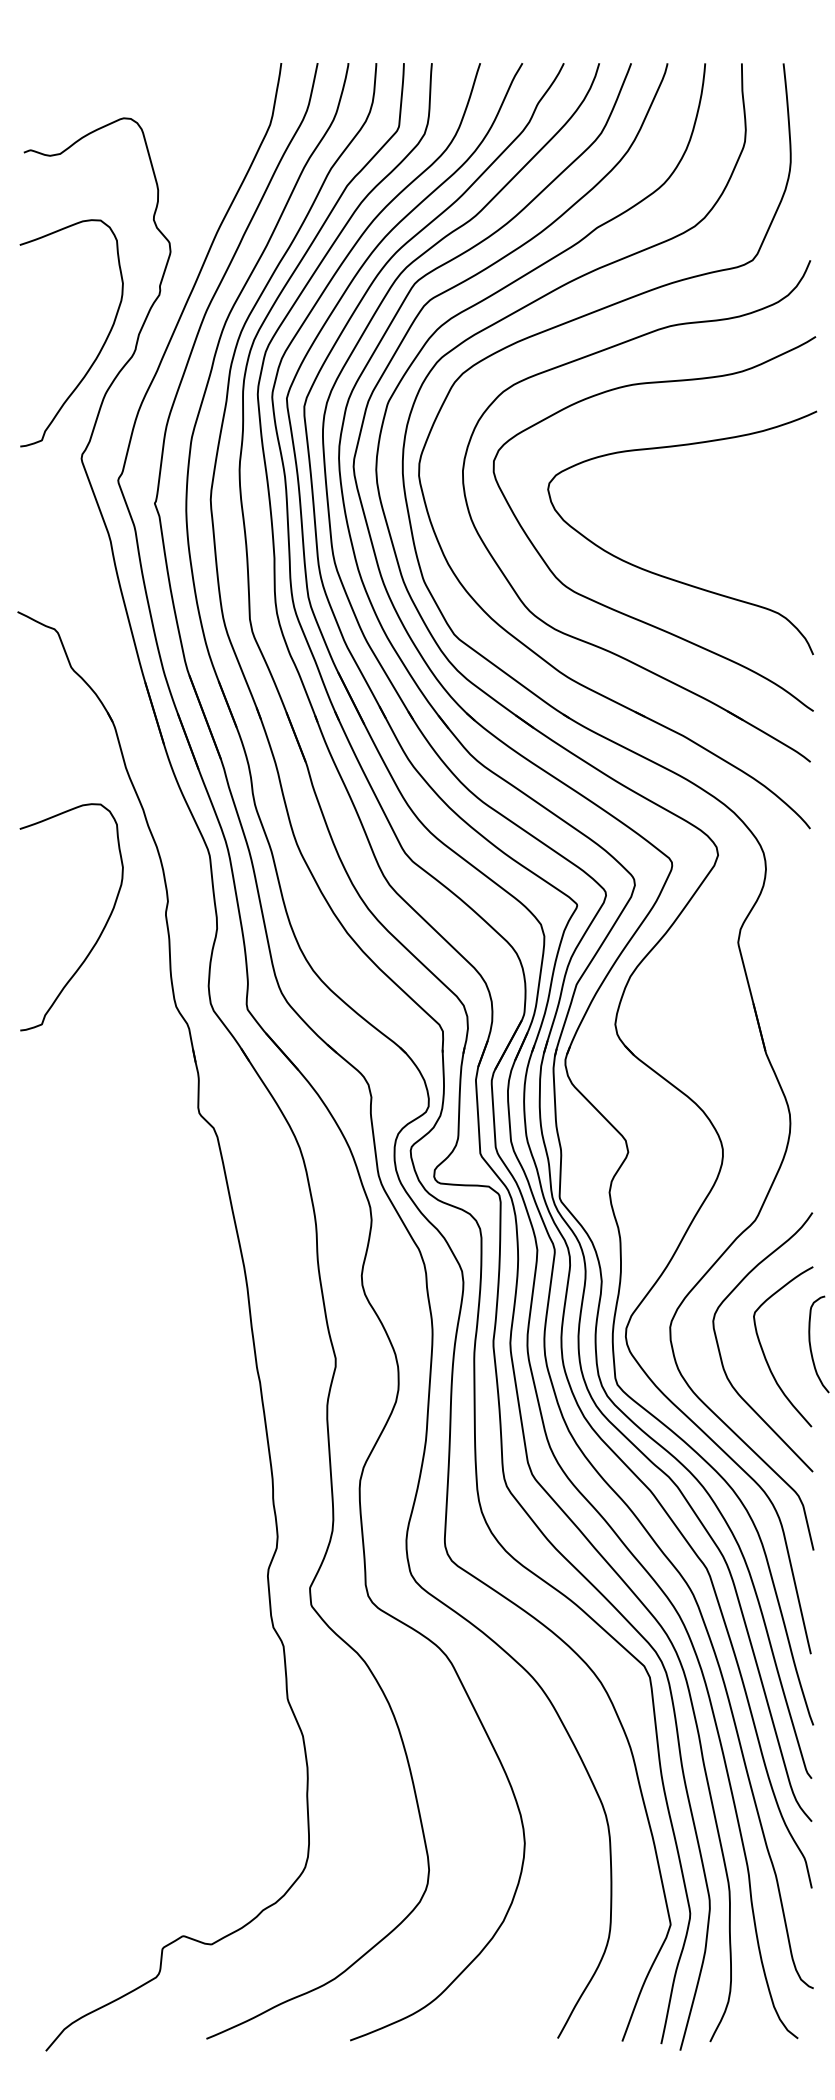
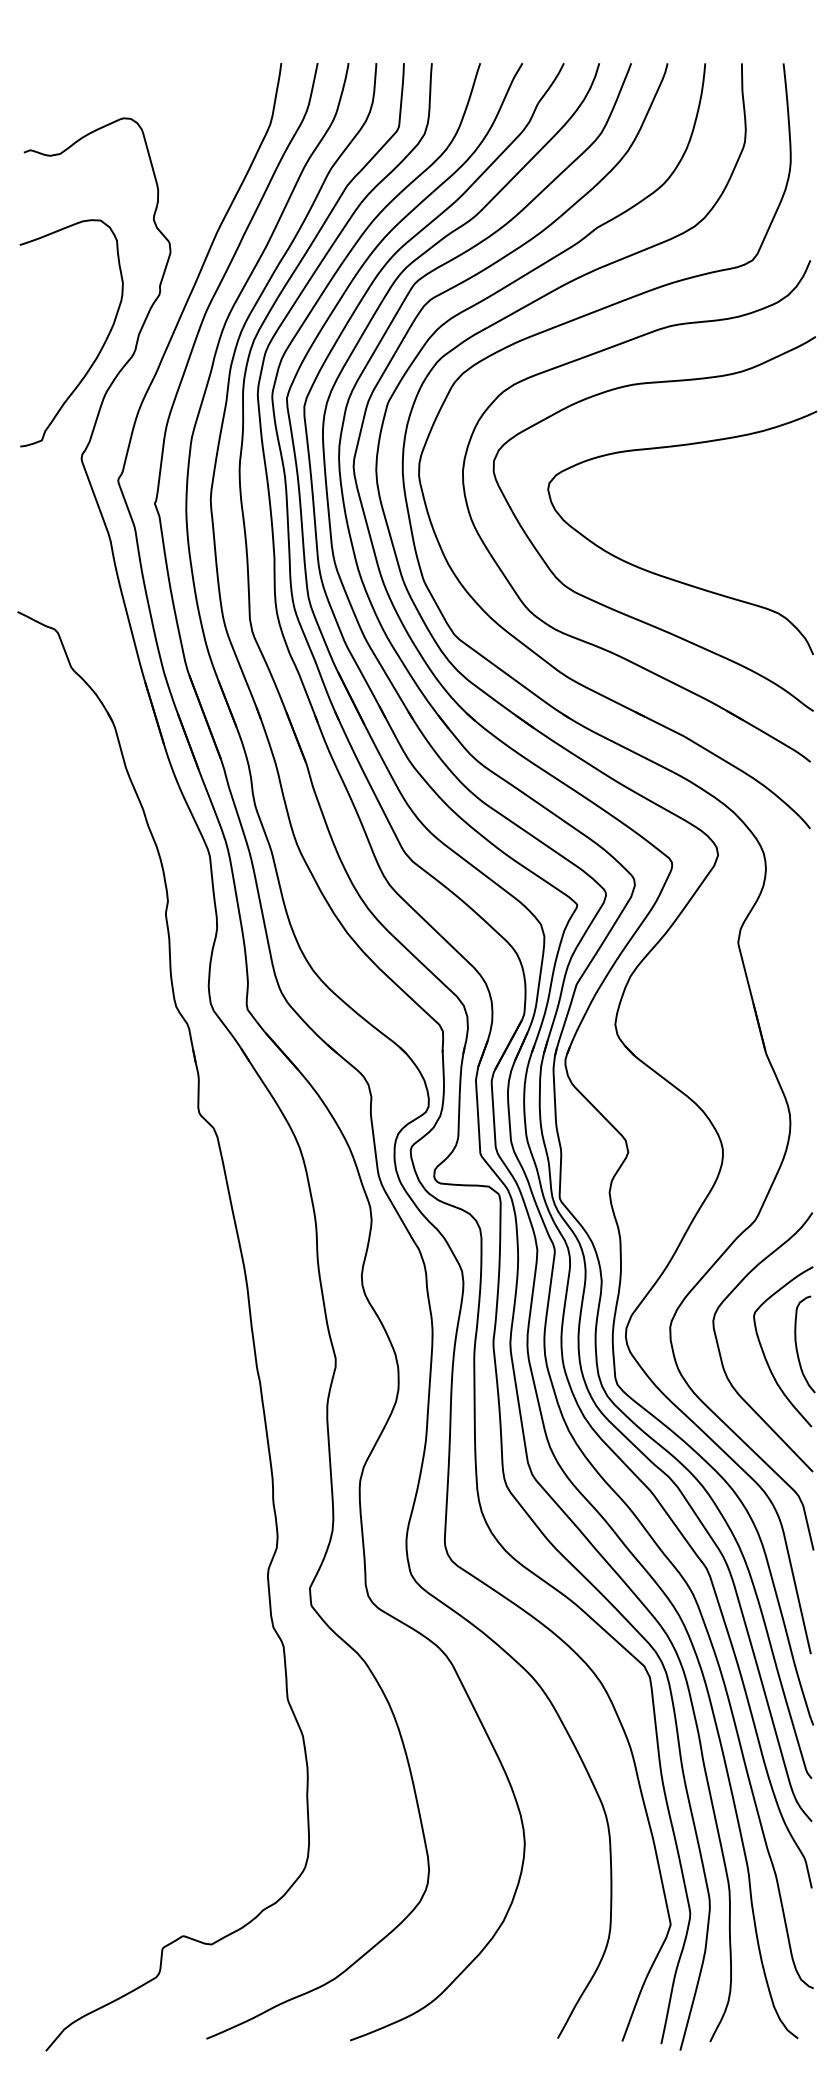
curve: present -> none (100, 932)
curve position: (811, 1345) -> (797, 1345) (797, 1345)
